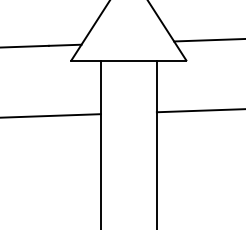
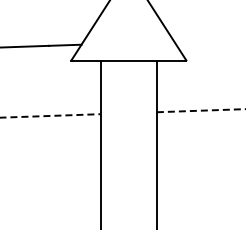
line: present -> none (208, 40)
line: solid -> dashed (201, 110)
line: solid -> dashed (51, 115)
